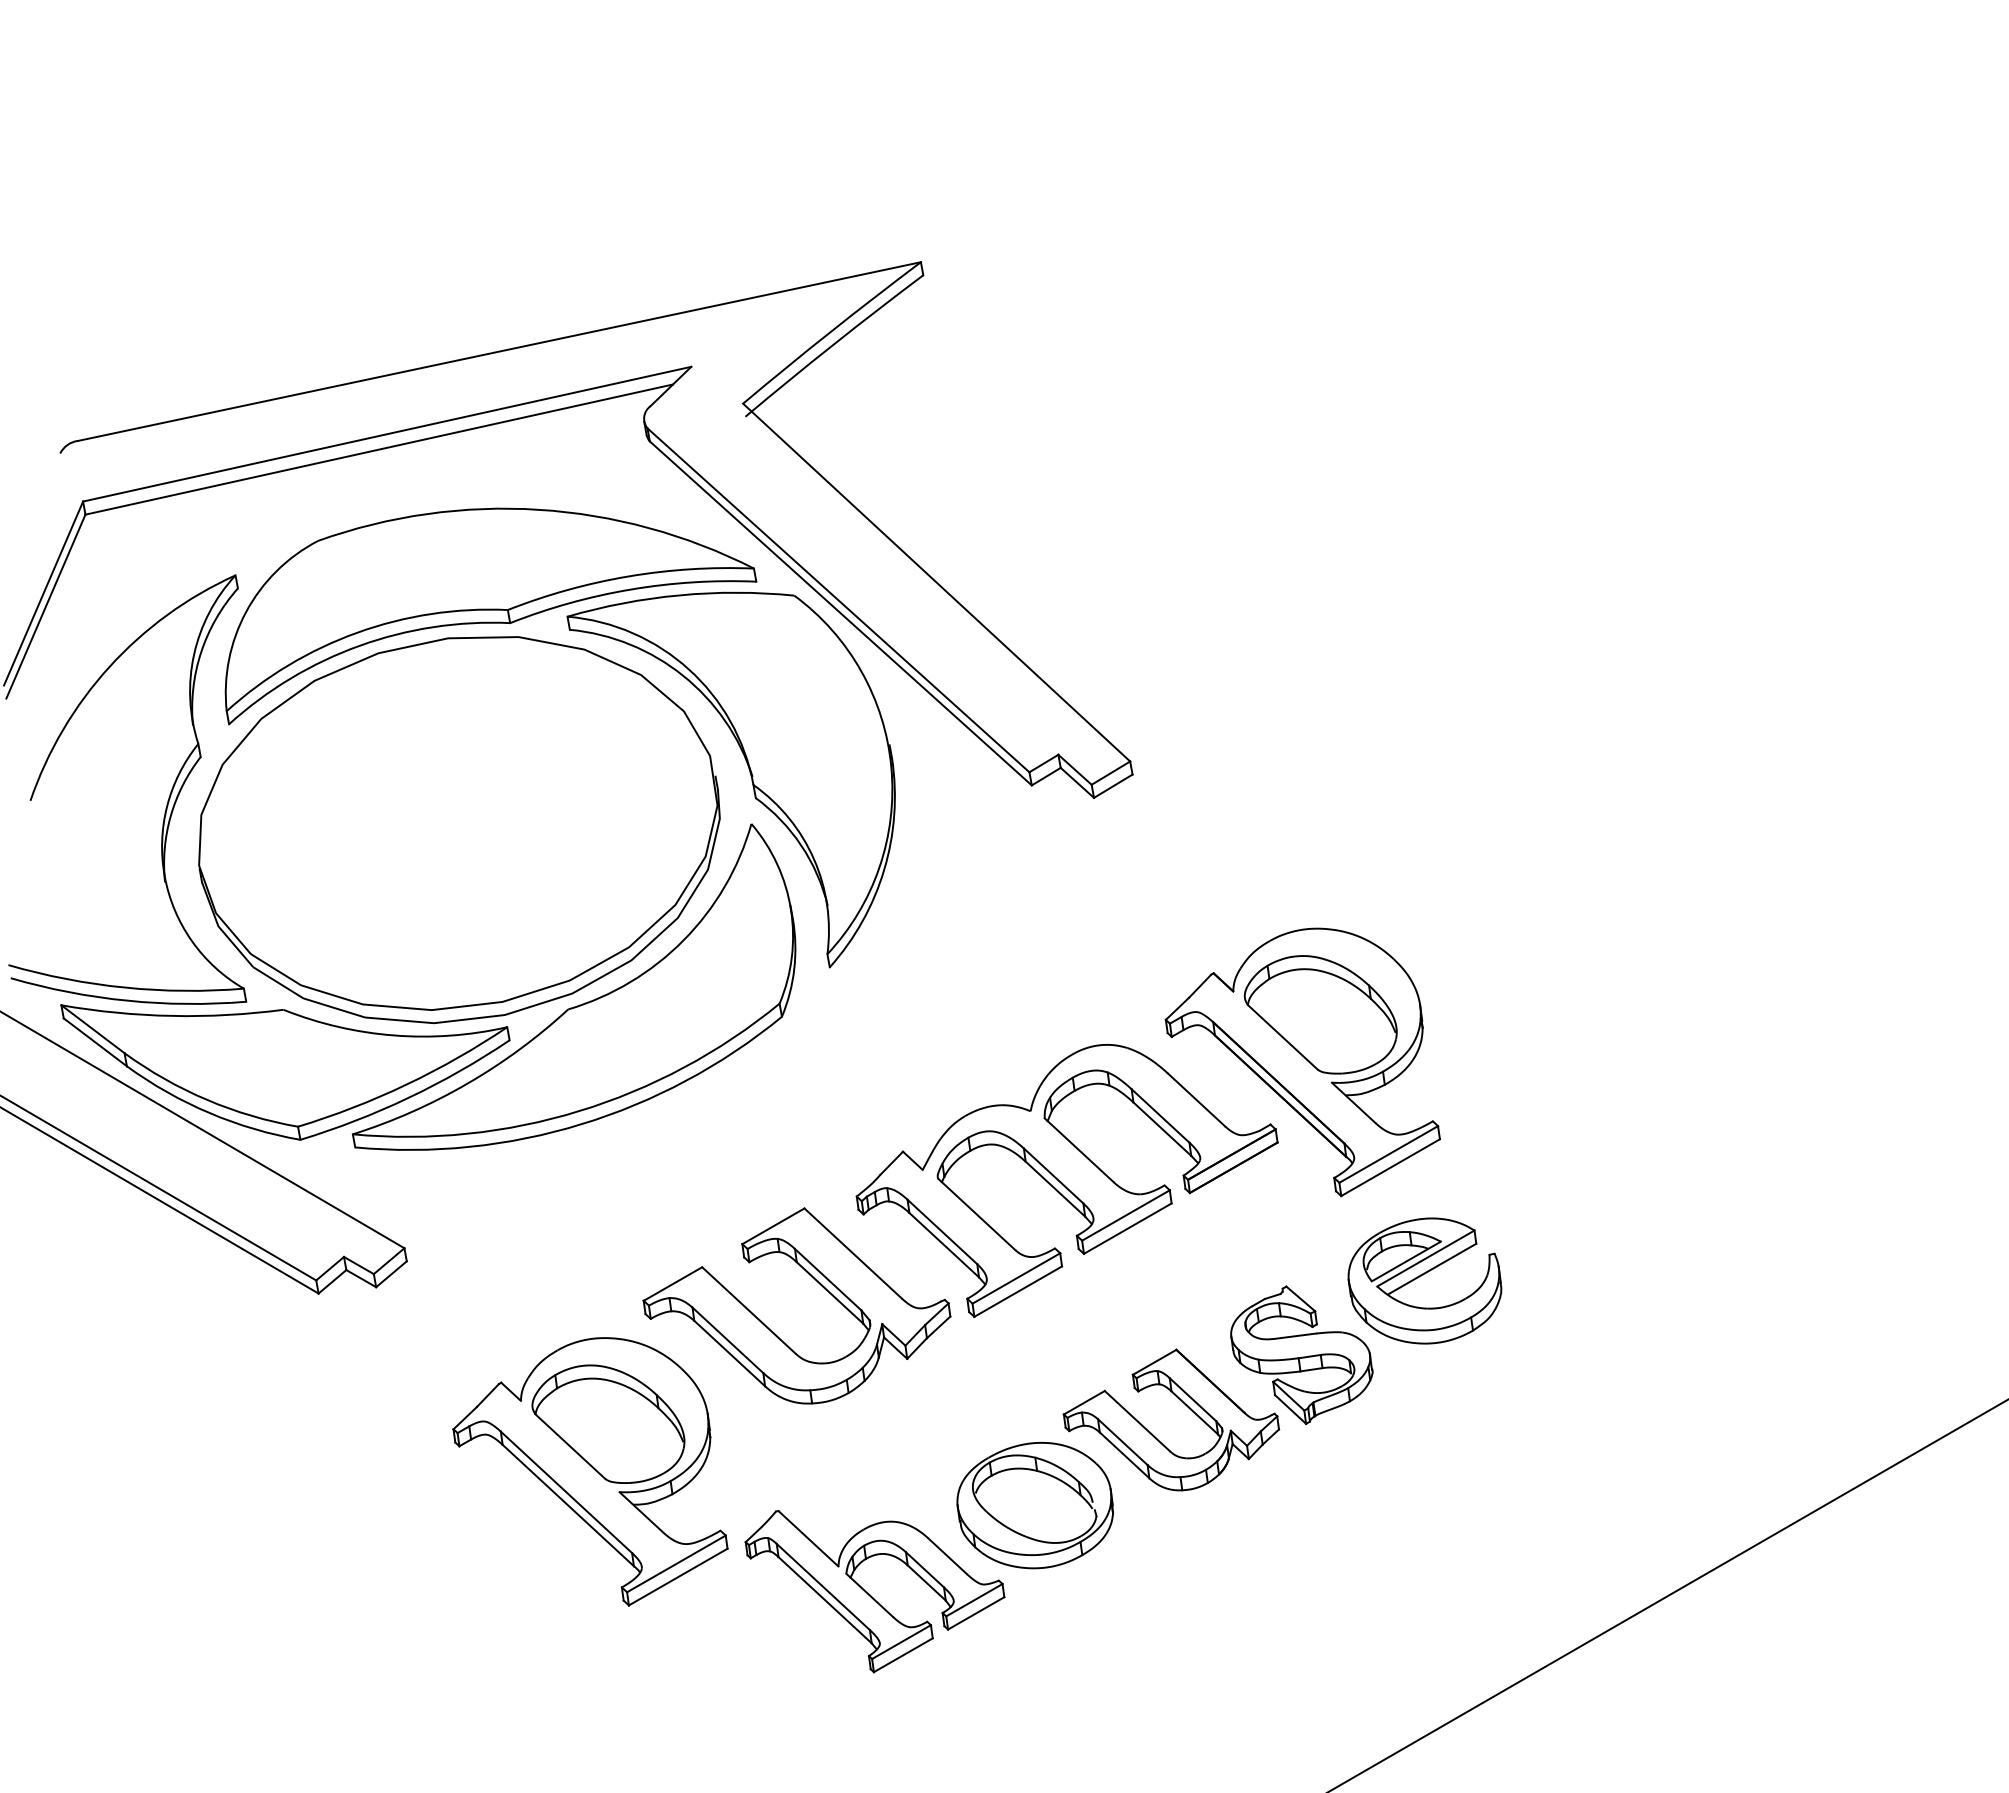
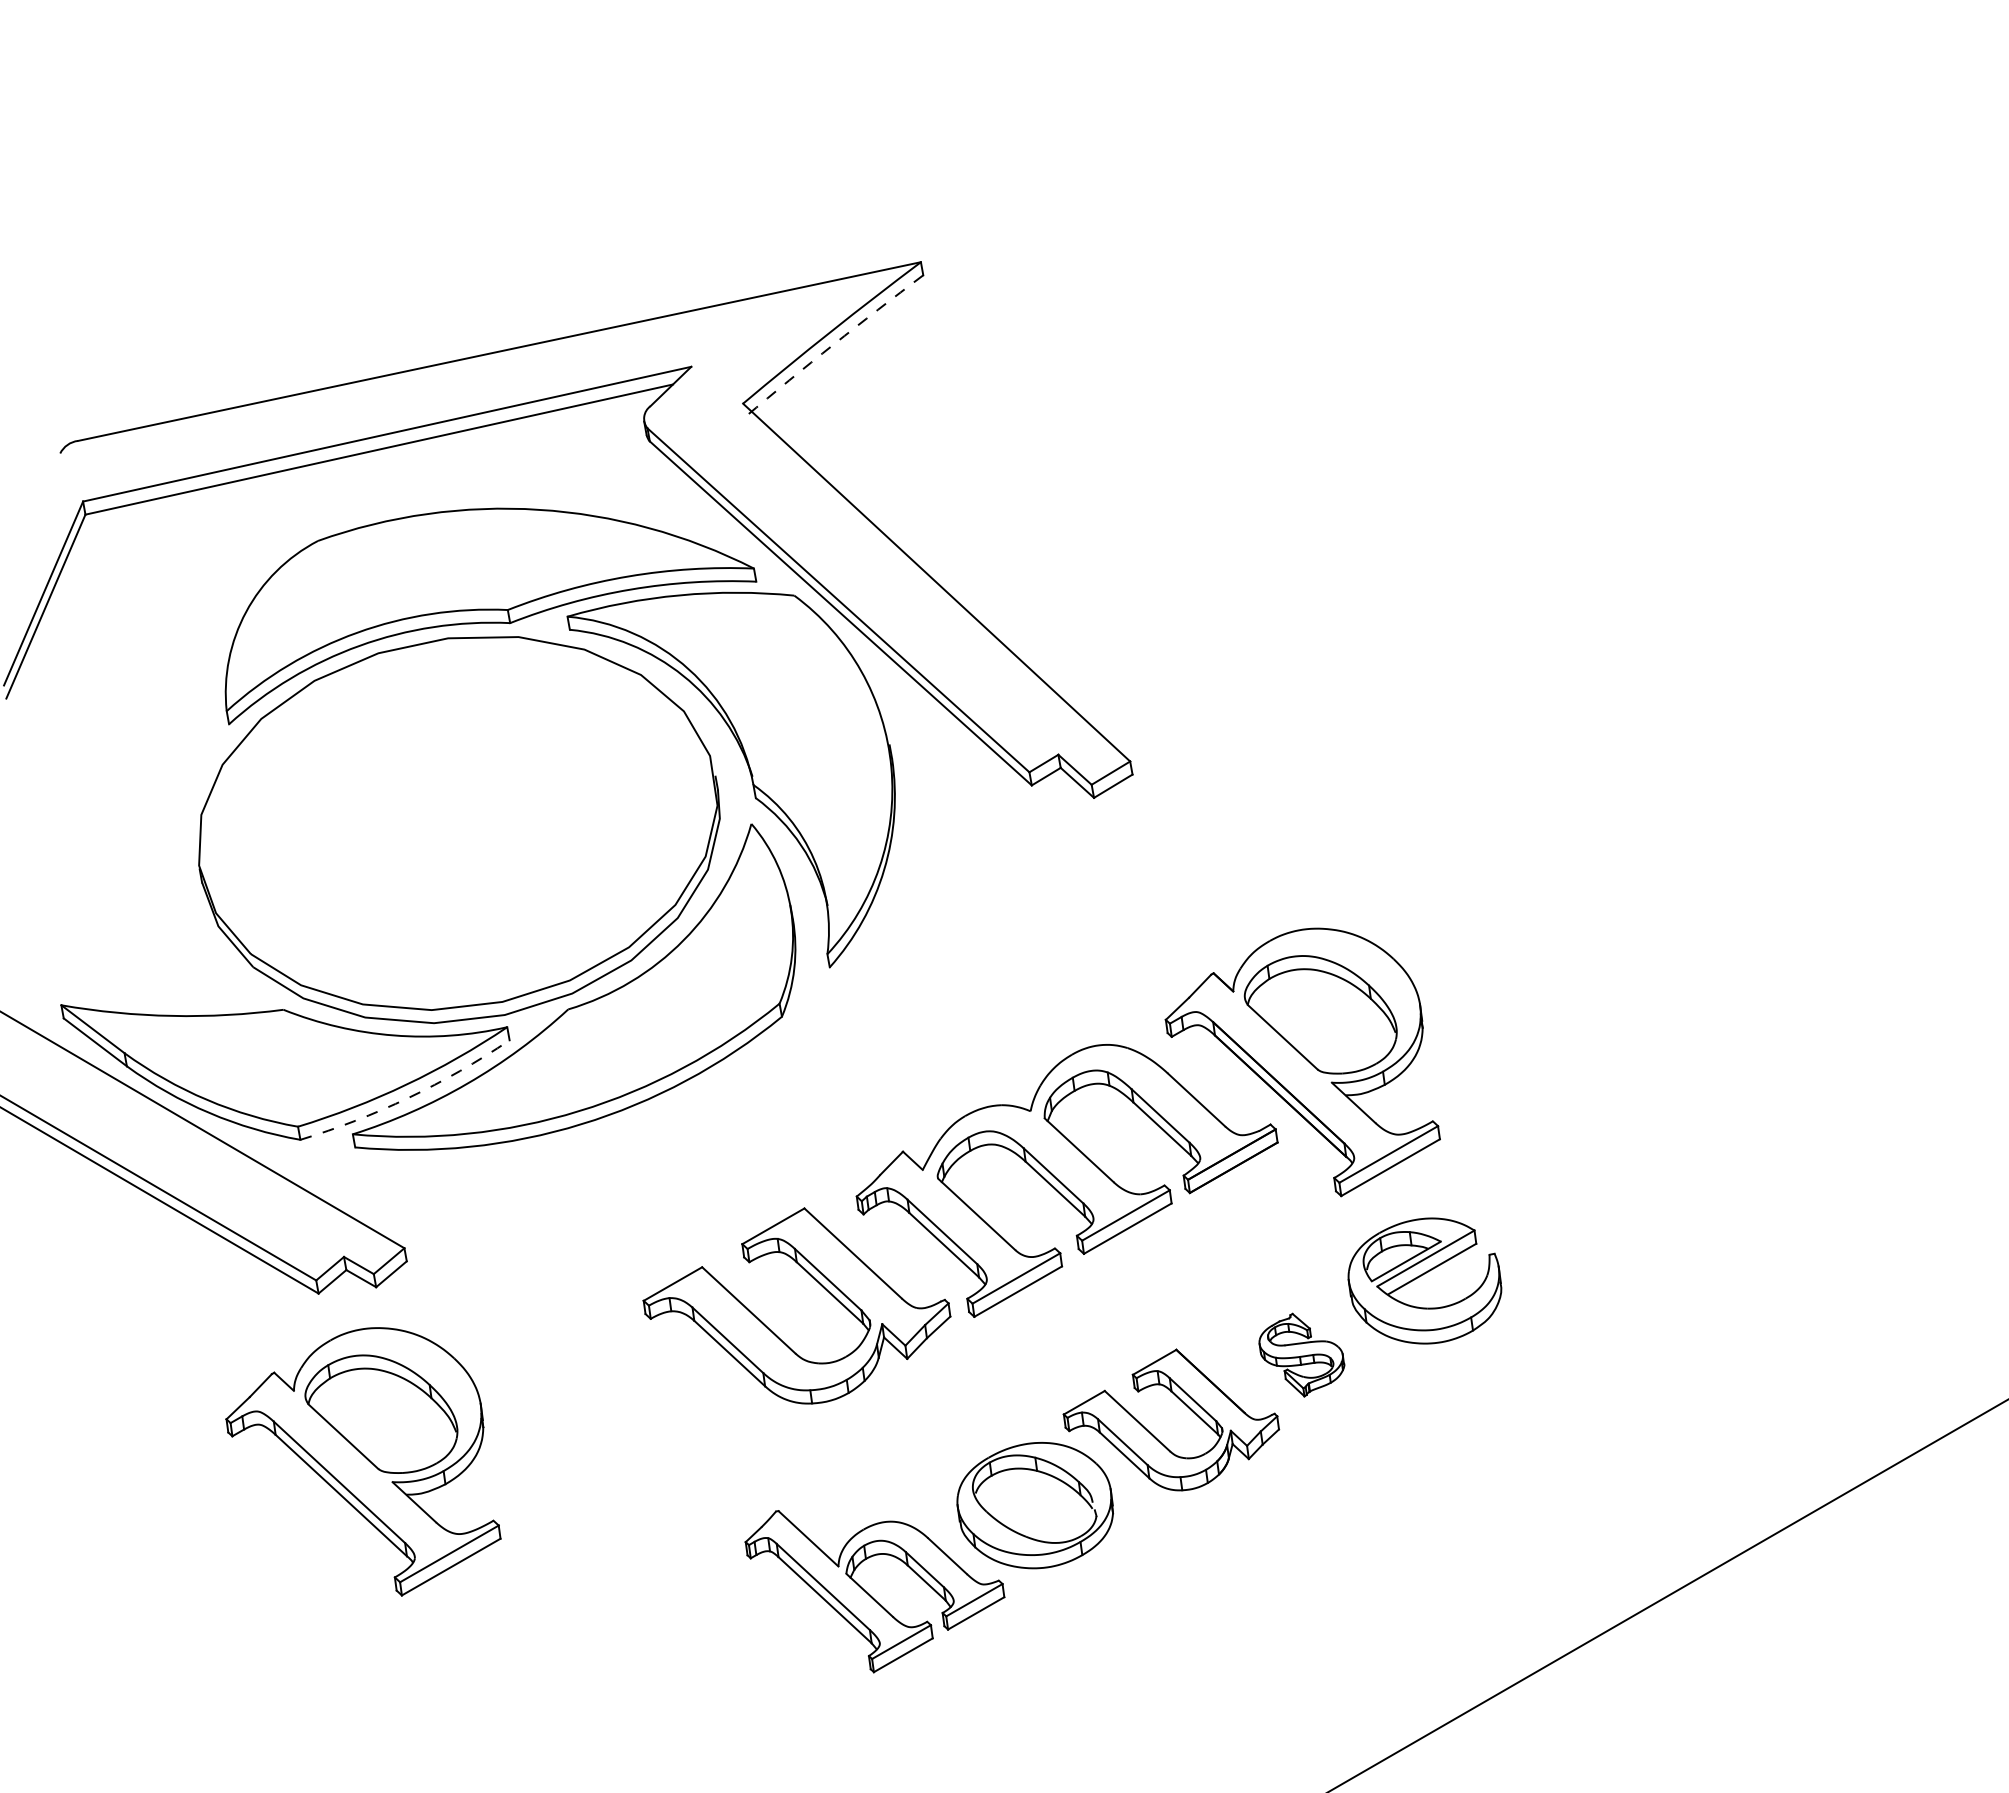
arc: solid -> dashed (833, 344)
part: present -> none (167, 800)
arc: solid -> dashed (408, 1097)
part size: 144x140 px -> 88x86 px (1301, 1354)
part position: (590, 1471) -> (363, 1461) (363, 1461)
